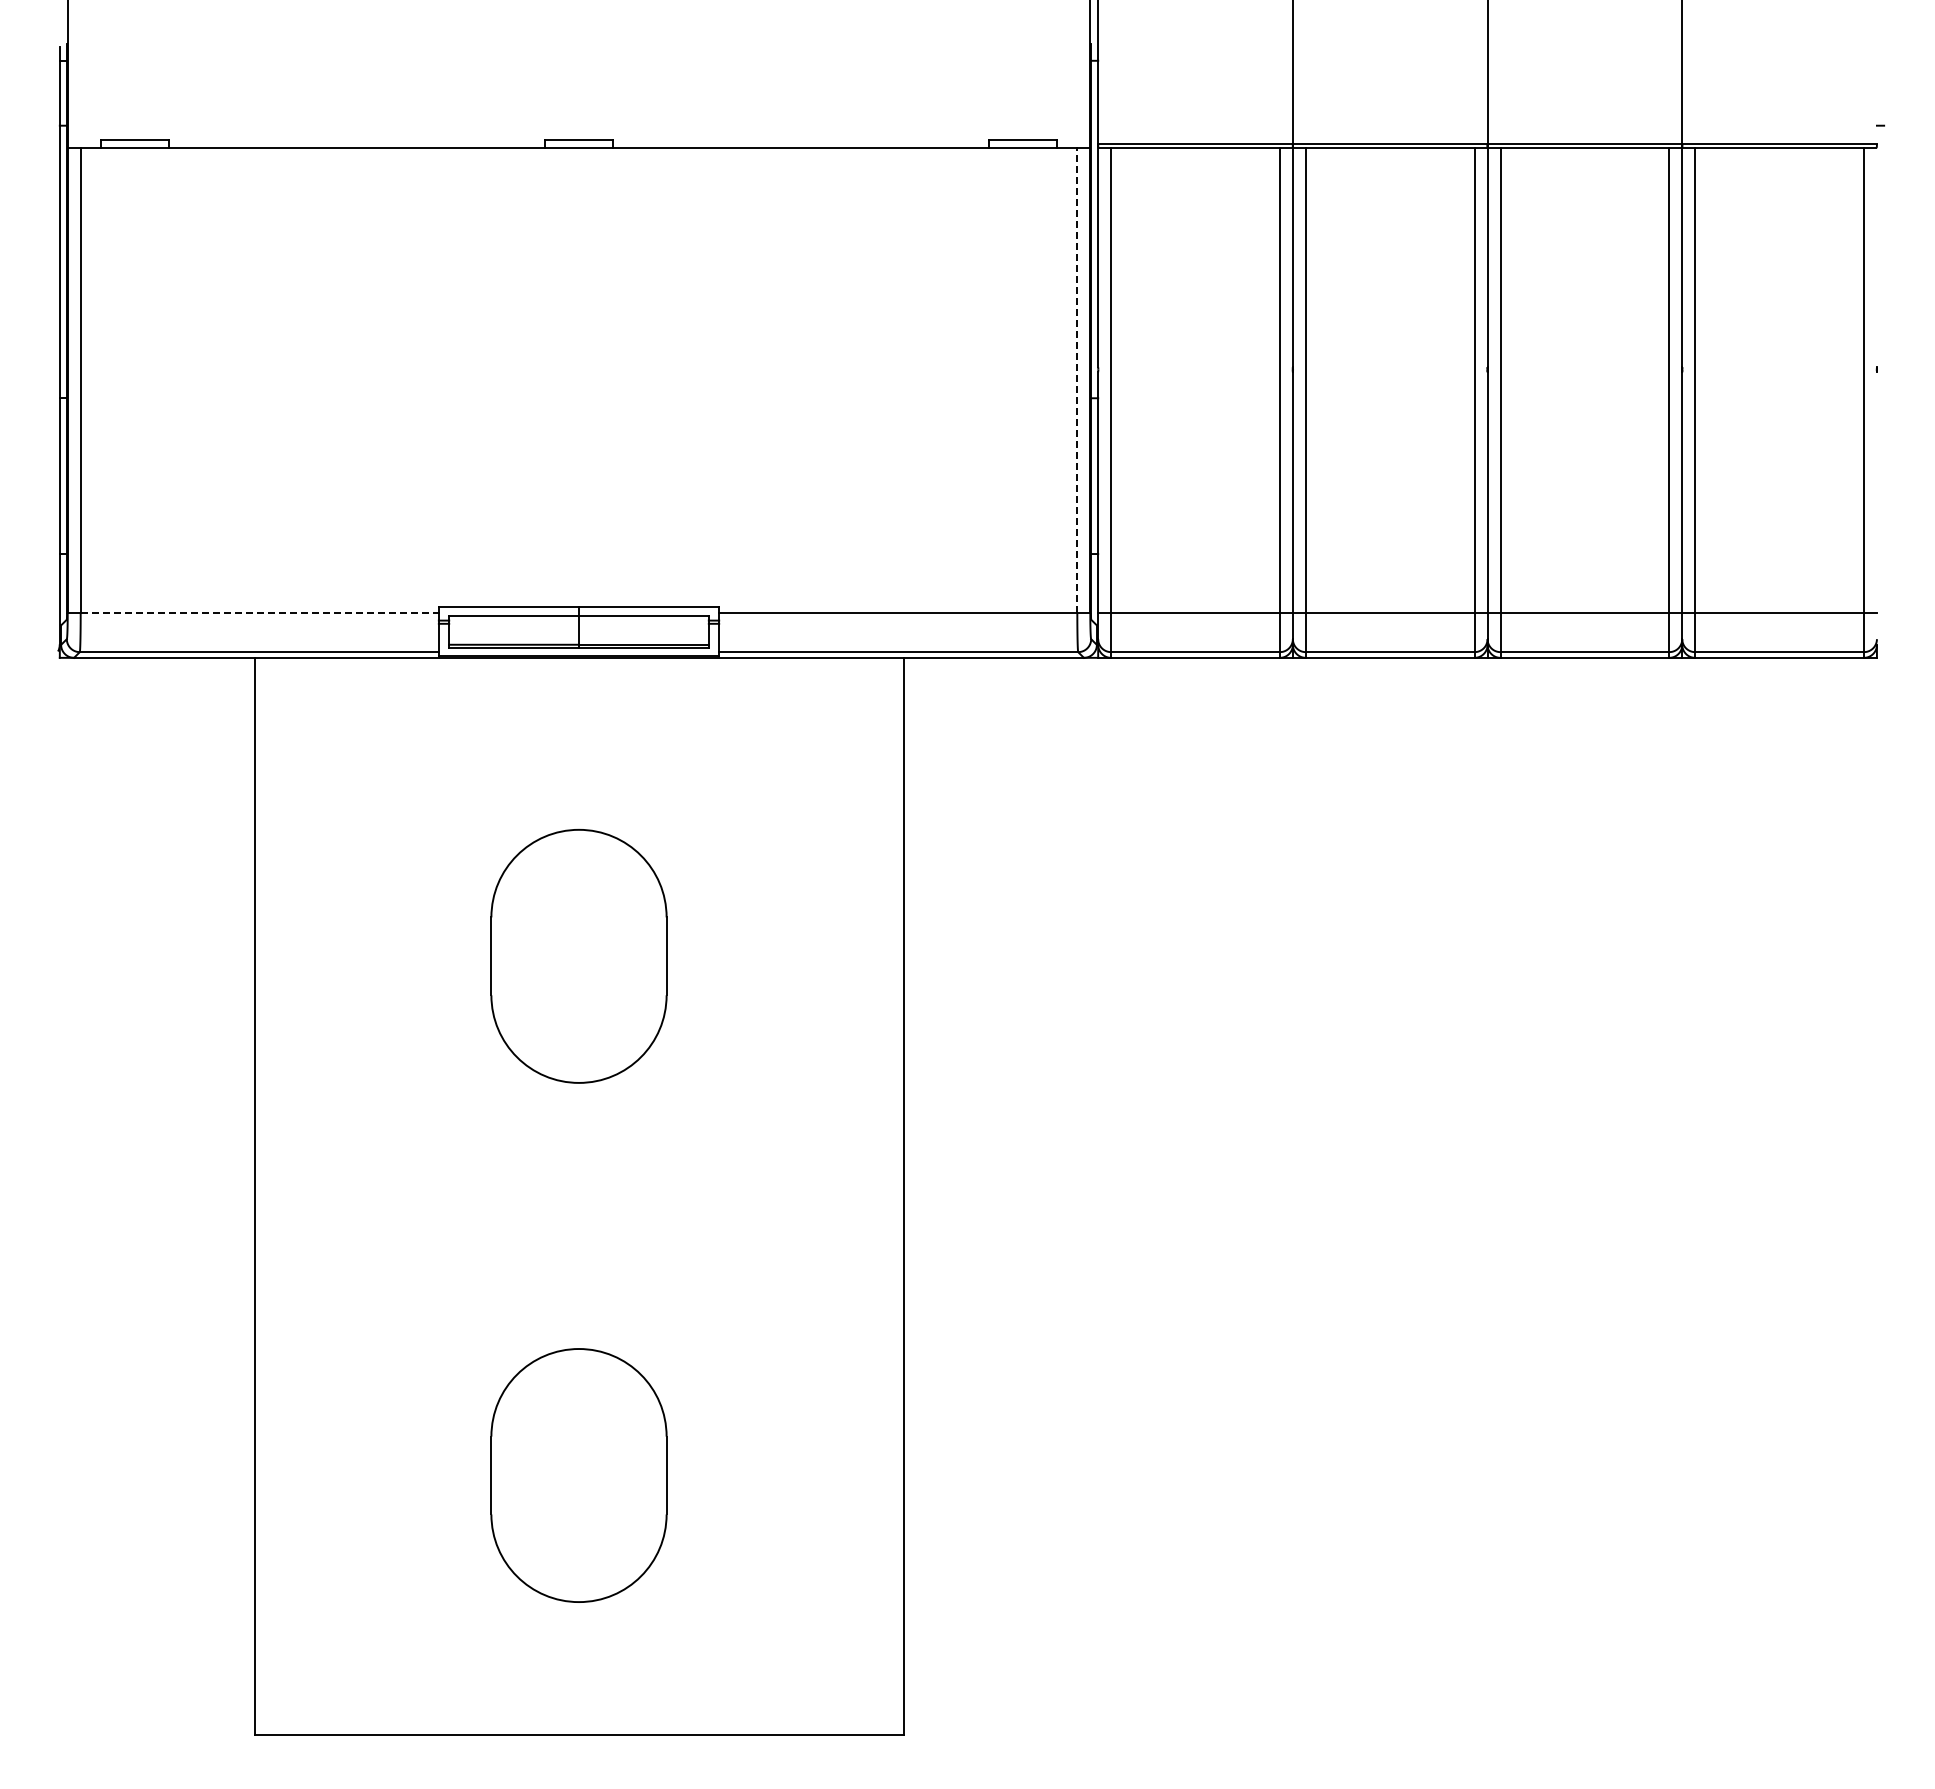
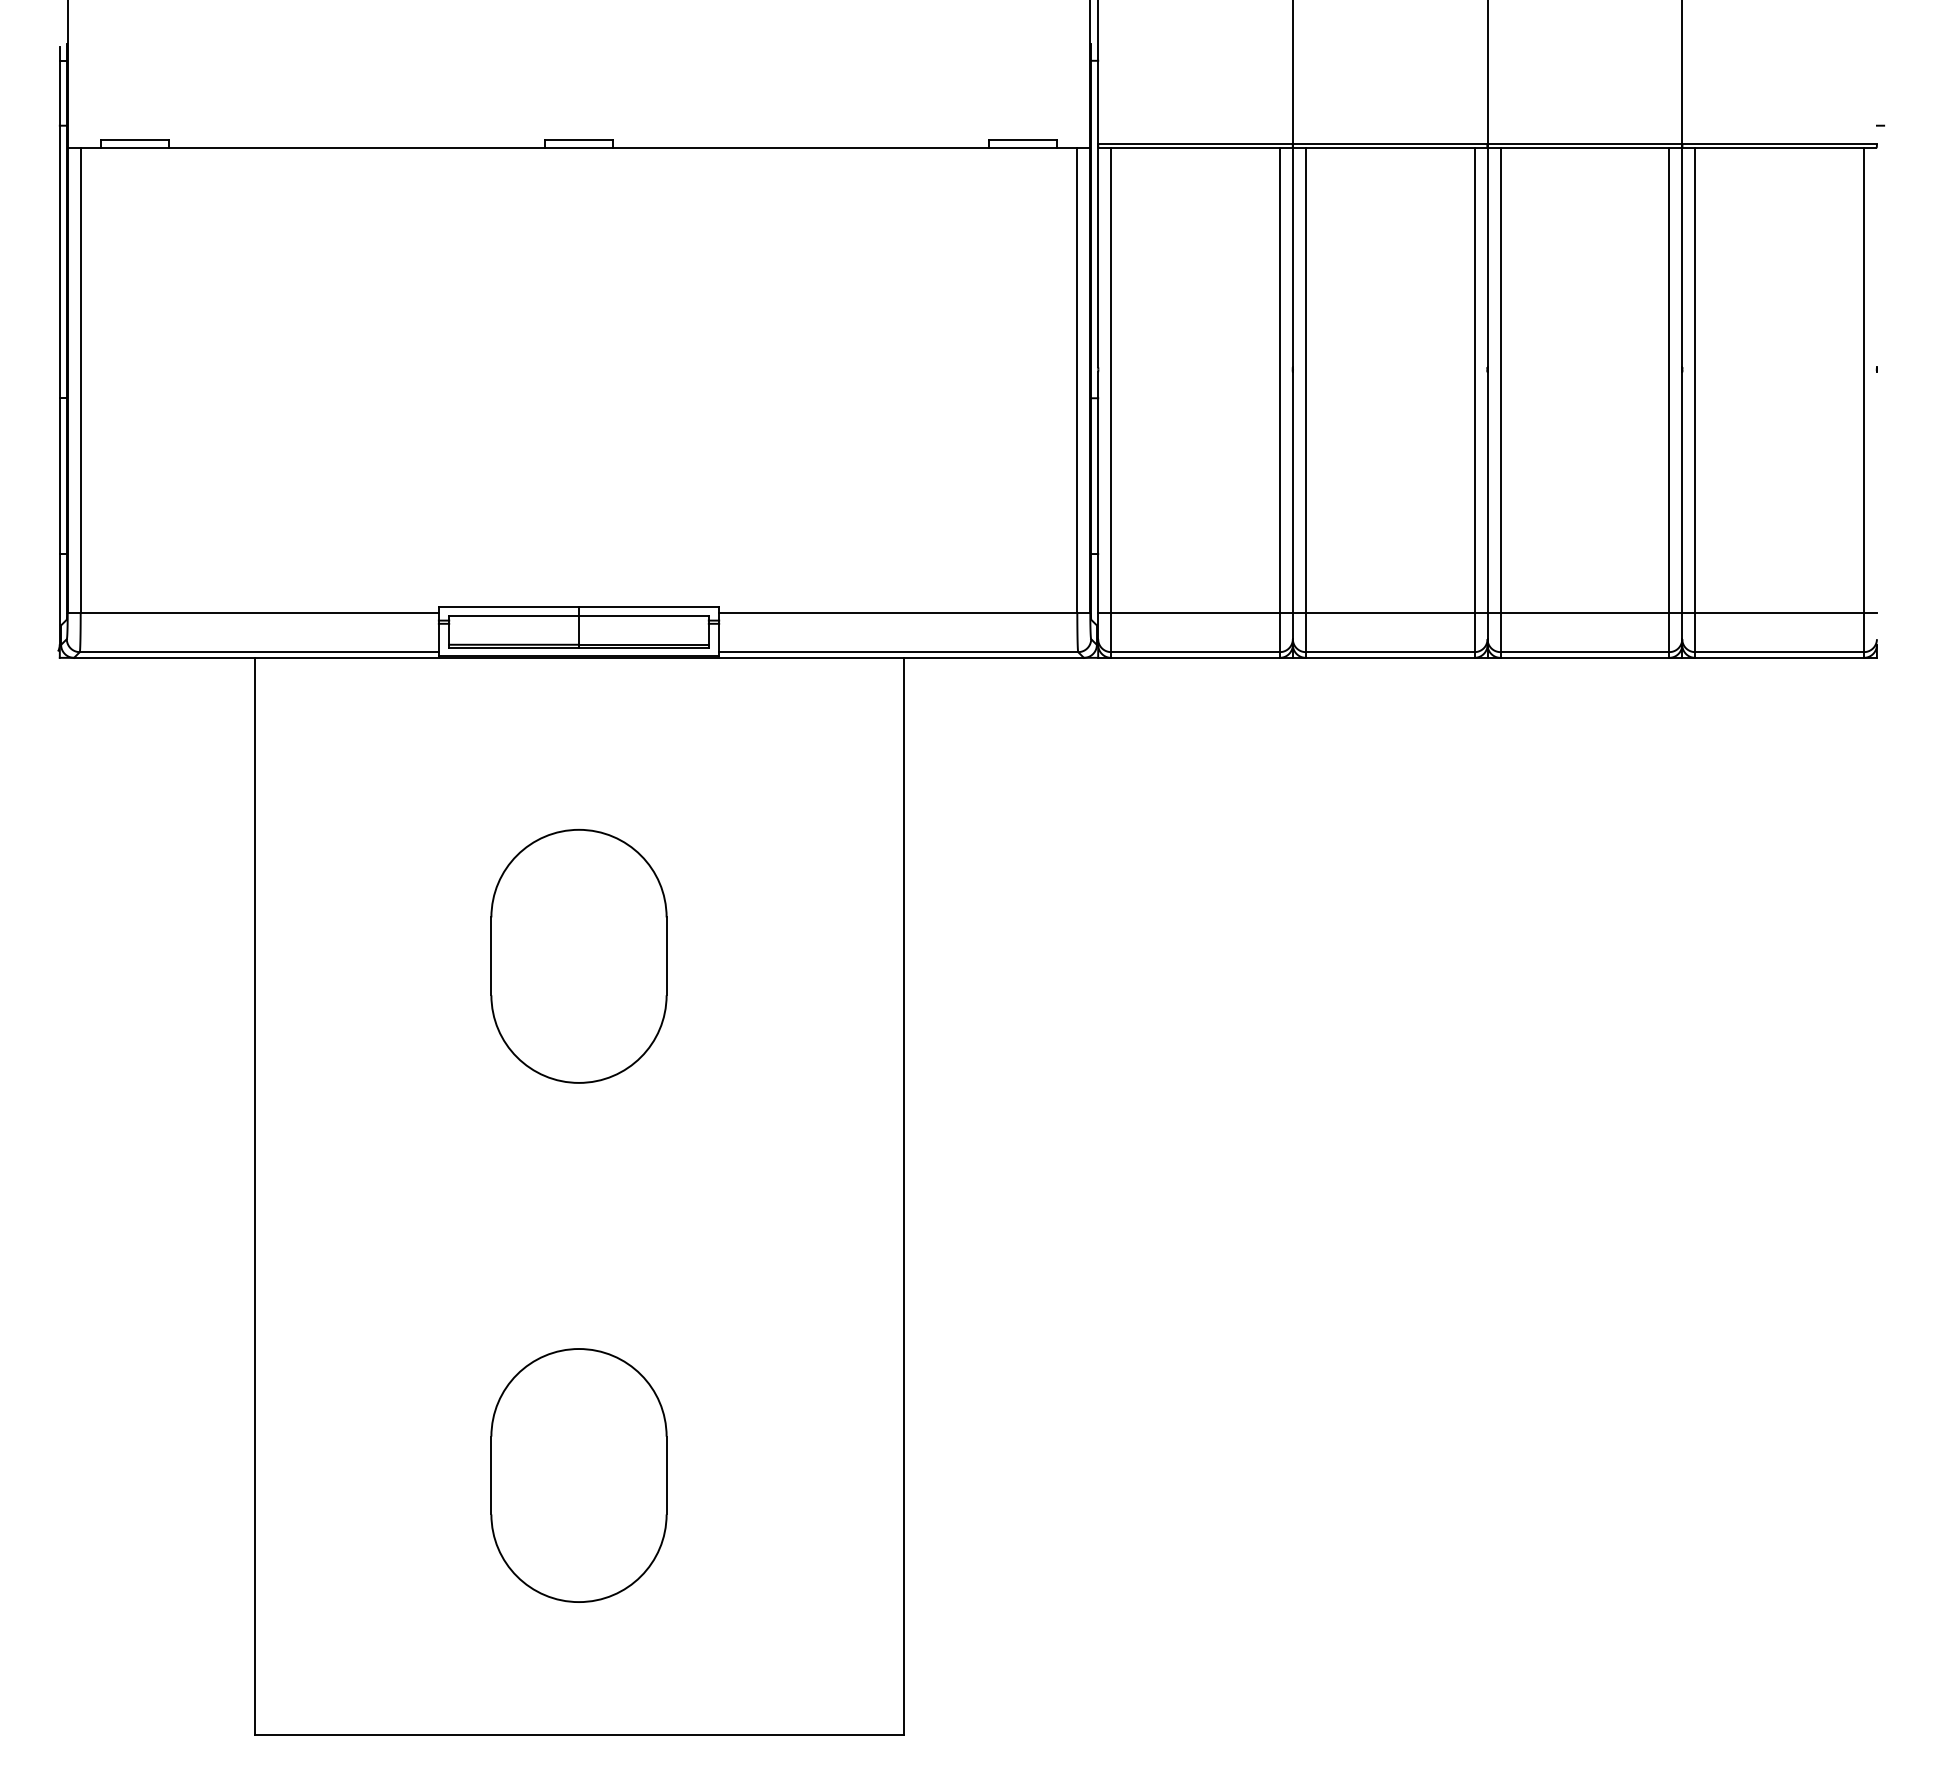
line: dashed -> solid (1077, 380)
line: dashed -> solid (260, 613)
